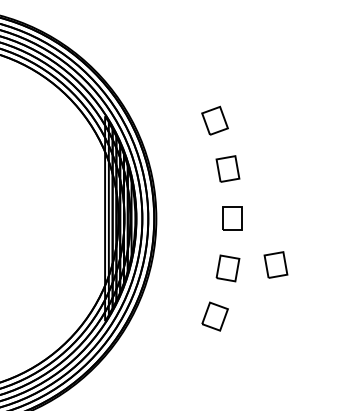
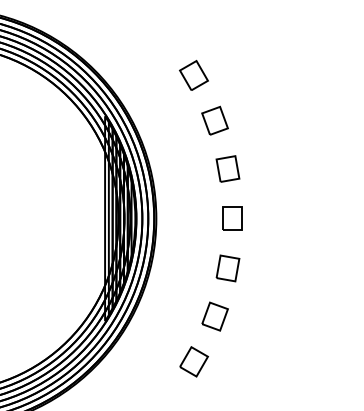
part: none -> present (193, 75)
part: present -> none (275, 264)
part: none -> present (193, 361)
